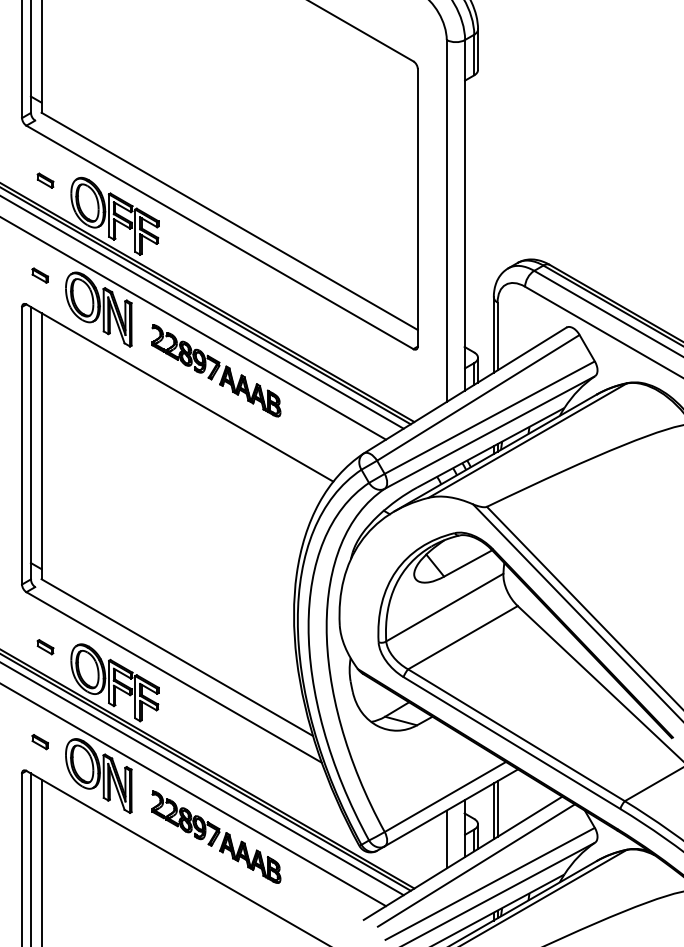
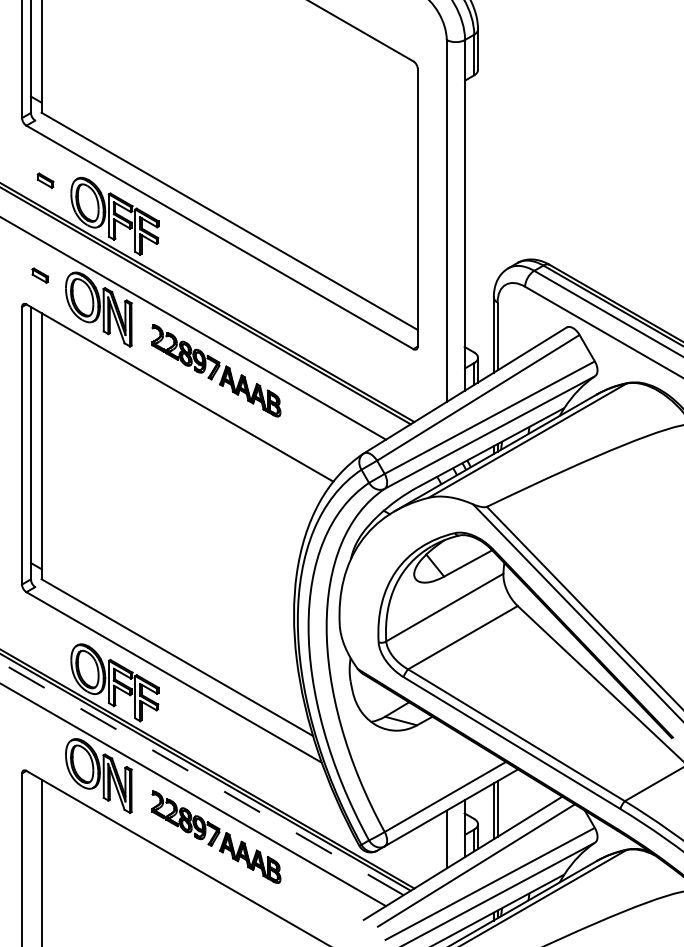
line: present -> none (202, 312)
part: present -> none (45, 647)
part: present -> none (39, 742)
line: solid -> dashed (202, 778)
line: present -> none (30, 858)
